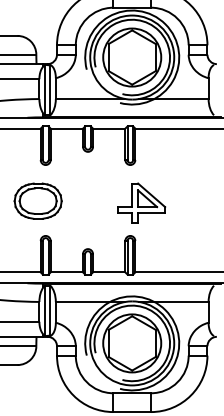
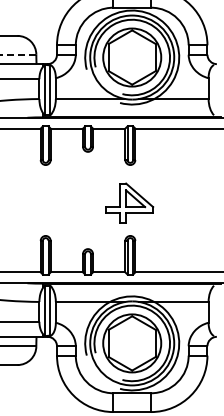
line: solid -> dashed (18, 54)
part: present -> none (37, 200)
part position: (141, 202) -> (129, 202) (129, 202)
